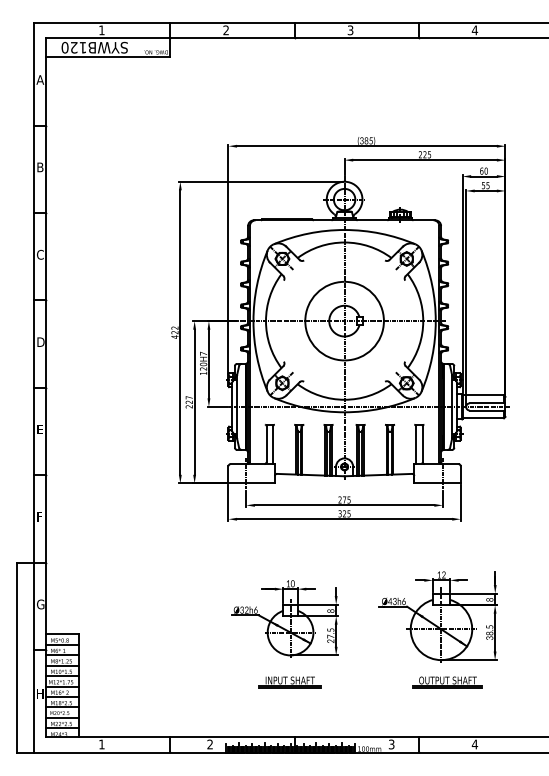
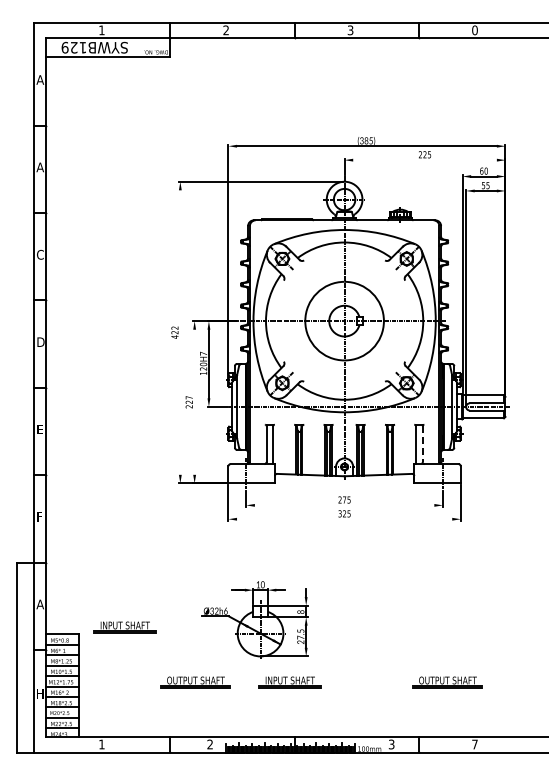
text: 4 -> 0 (474, 30)
text: SYWB120 -> SYWB129 (64, 47)
line: present -> none (424, 160)
text: B -> A (39, 167)
line: present -> none (180, 332)
line: present -> none (194, 401)
line: solid -> dashed (422, 444)
line: present -> none (344, 505)
line: present -> none (344, 519)
text: G -> A (40, 604)
part: present -> none (437, 616)
part position: (284, 618) -> (254, 619) (254, 619)
part: none -> present (124, 627)
part: none -> present (195, 682)
text: 4 -> 7 (474, 744)
